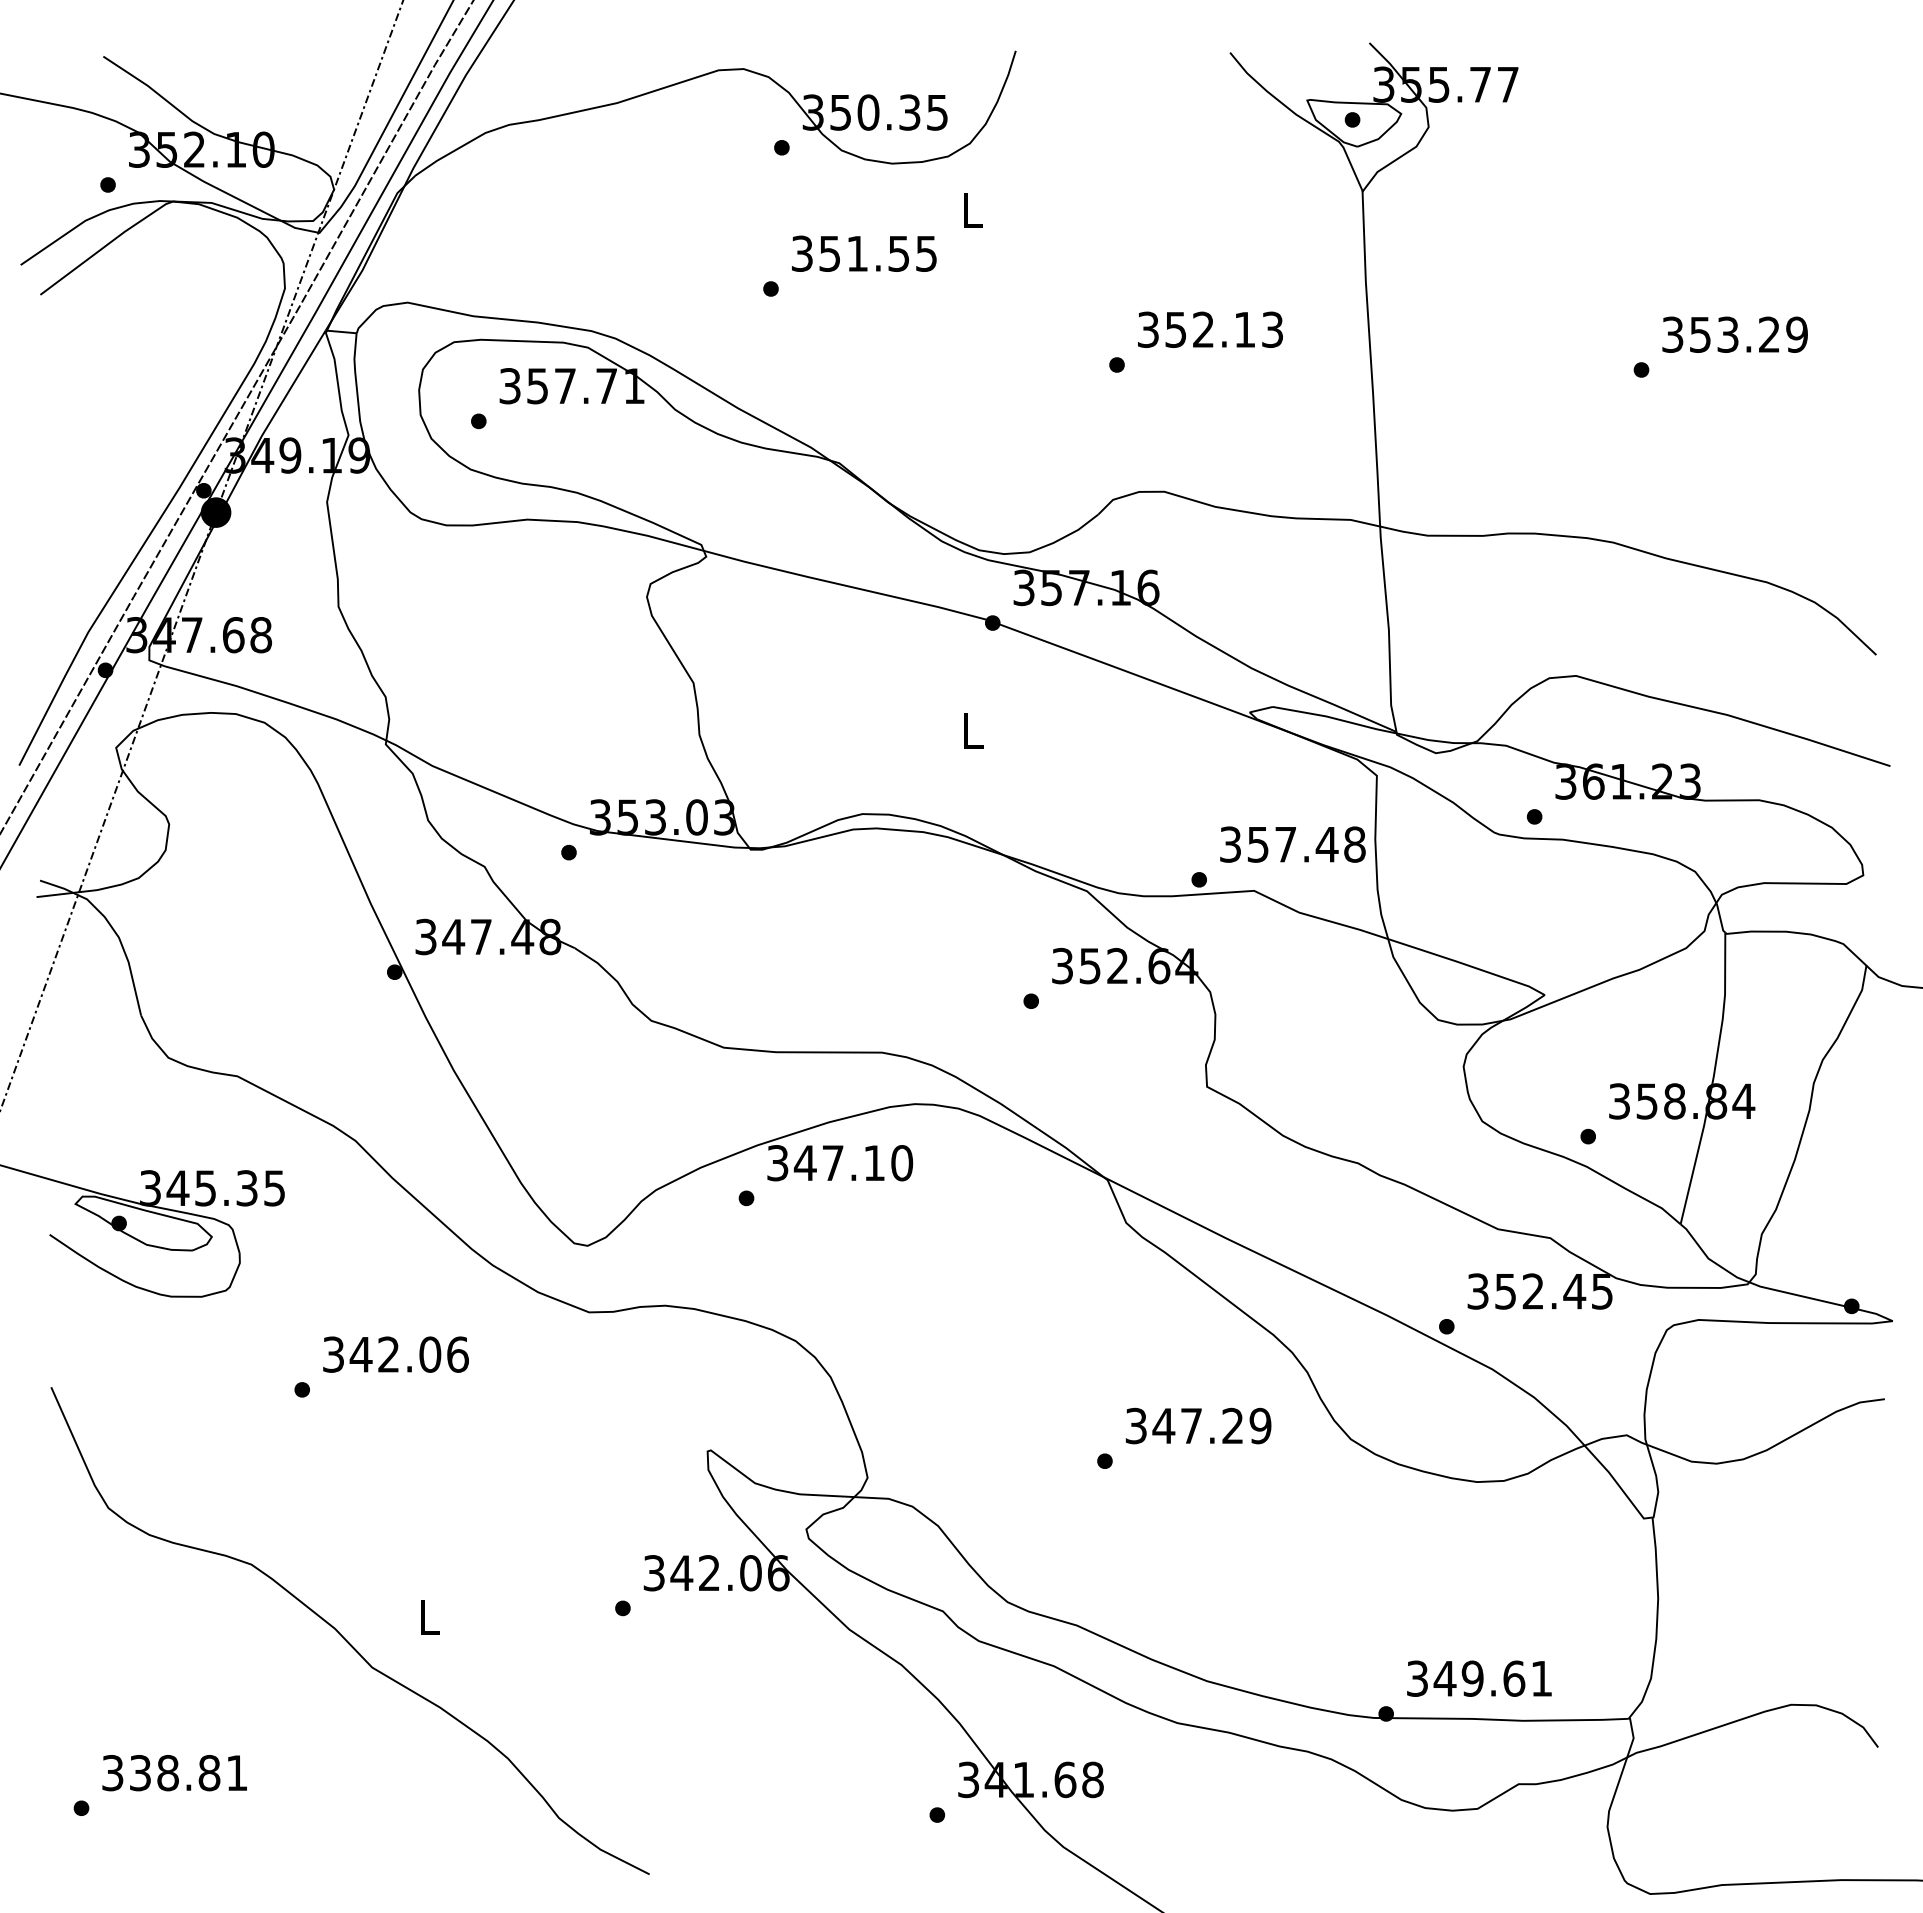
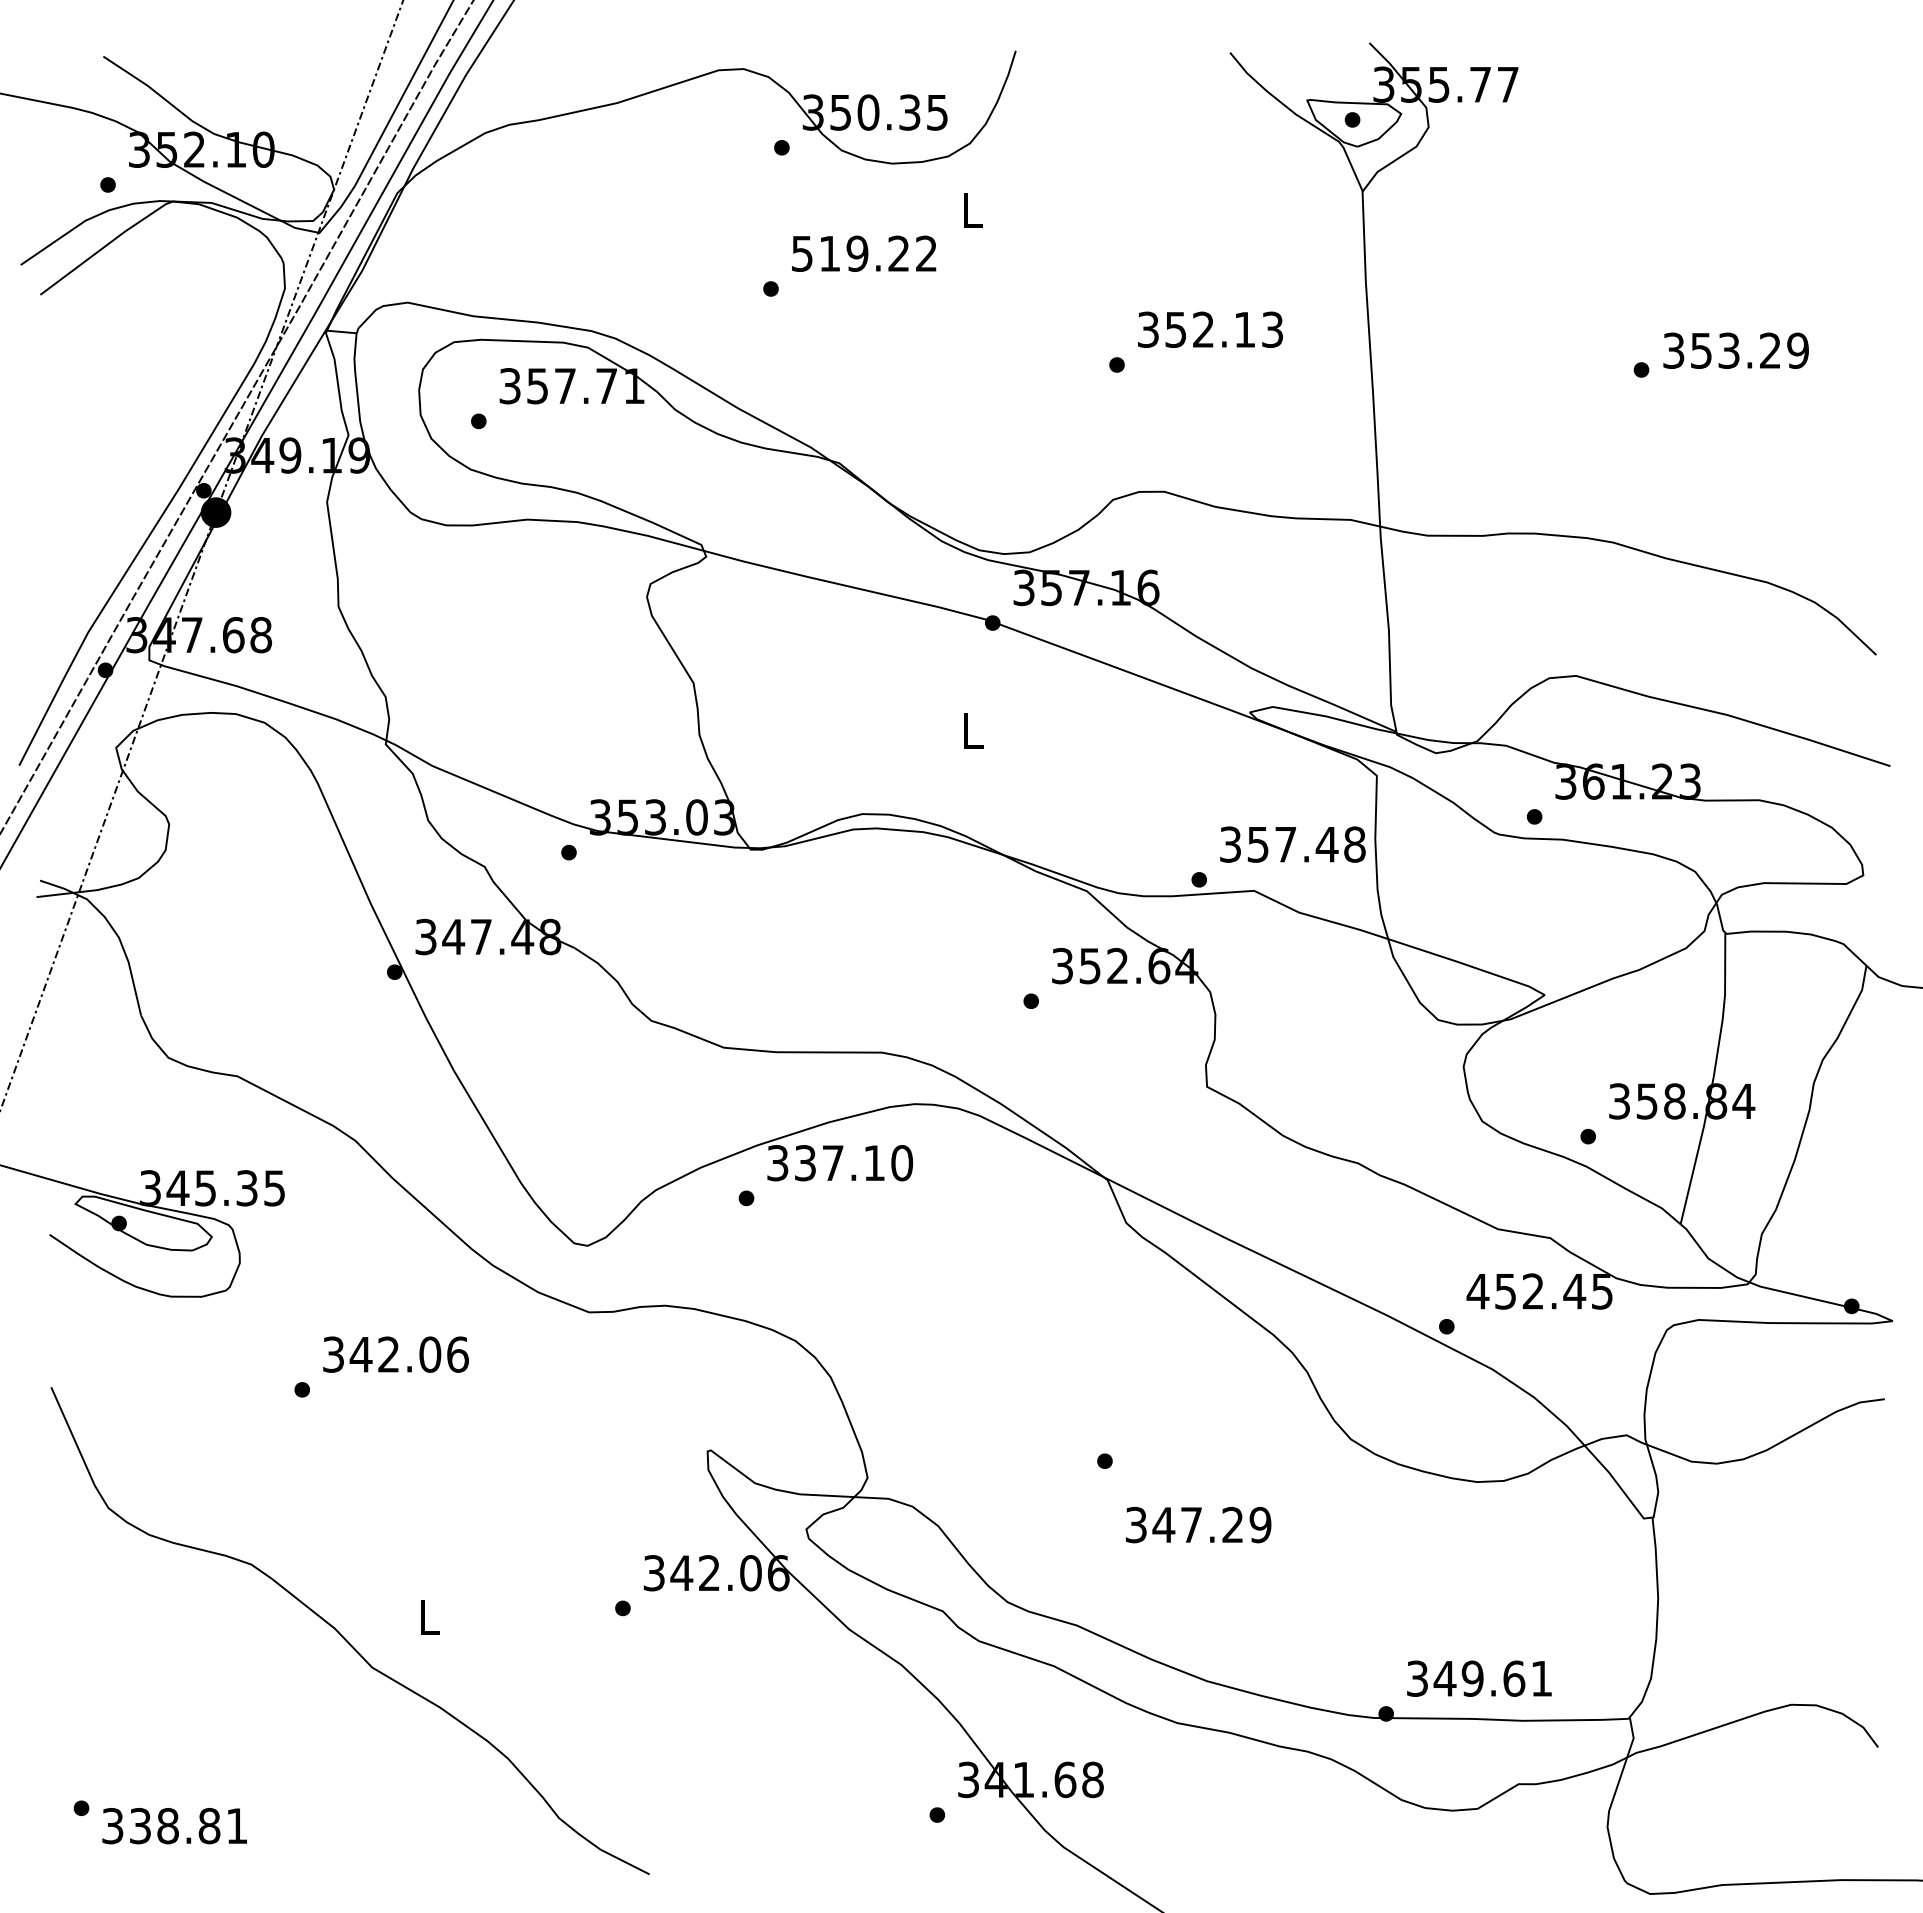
text: 351.55 -> 519.22 (864, 253)
text position: (1734, 334) -> (1735, 350) (1735, 350)
text: 347.10 -> 337.10 (804, 1163)
text: 352.45 -> 452.45 (1477, 1291)
text position: (1198, 1425) -> (1198, 1524) (1198, 1524)
text position: (174, 1773) -> (174, 1826) (174, 1826)
